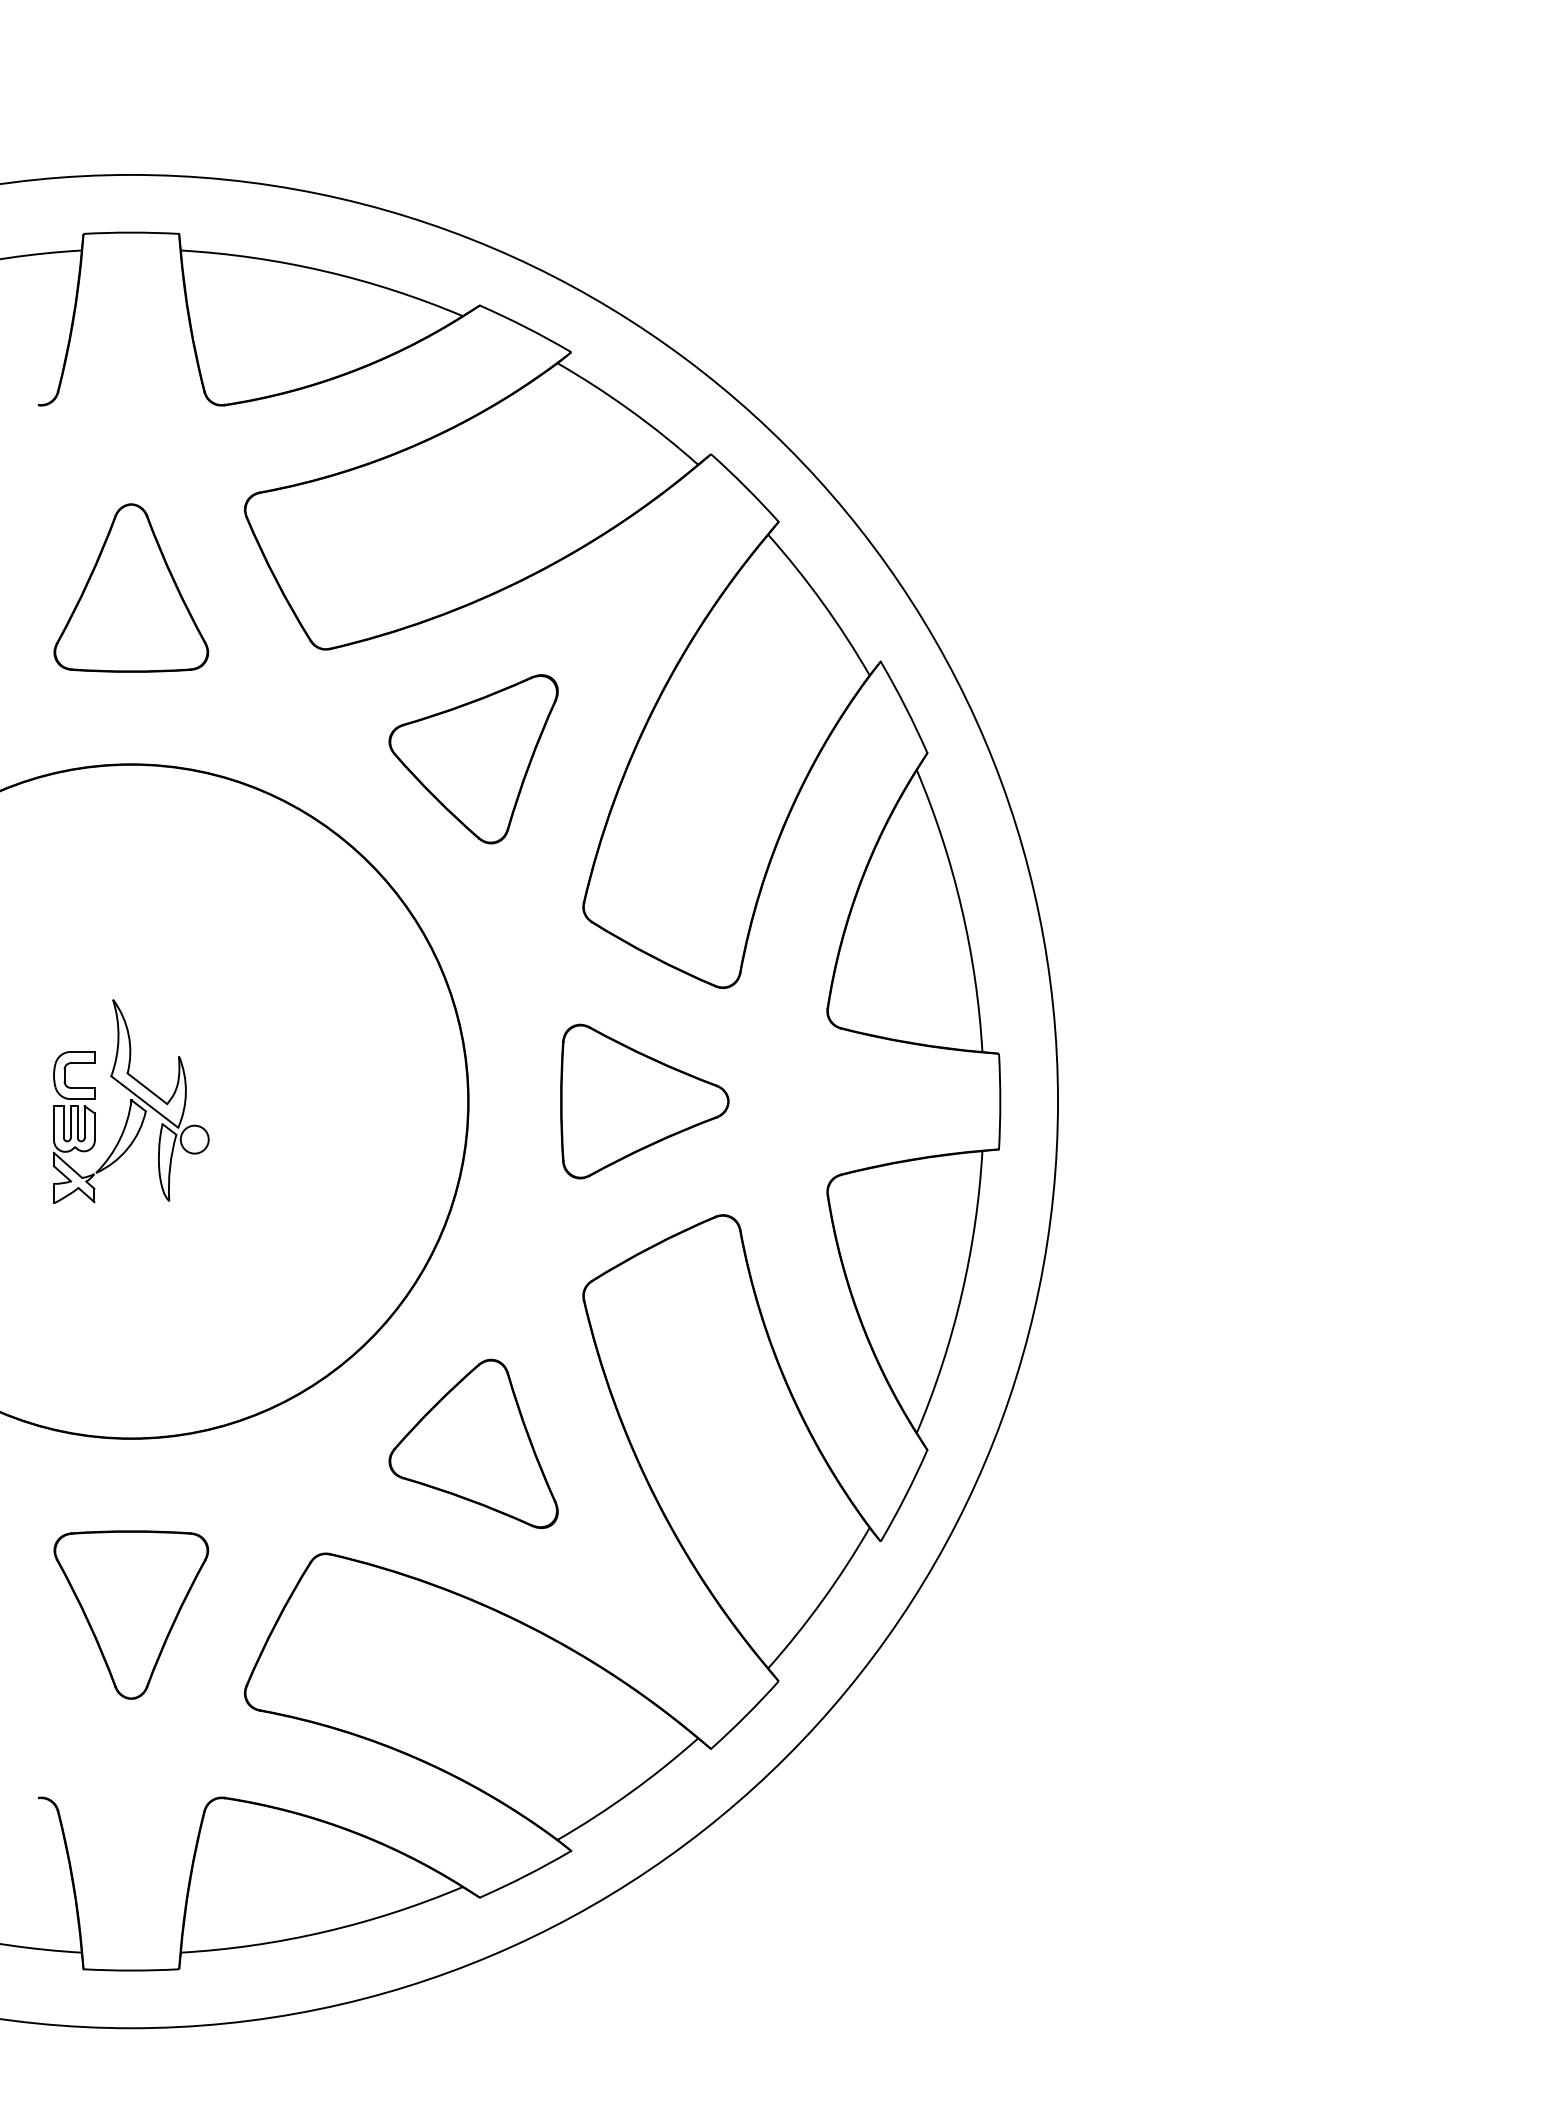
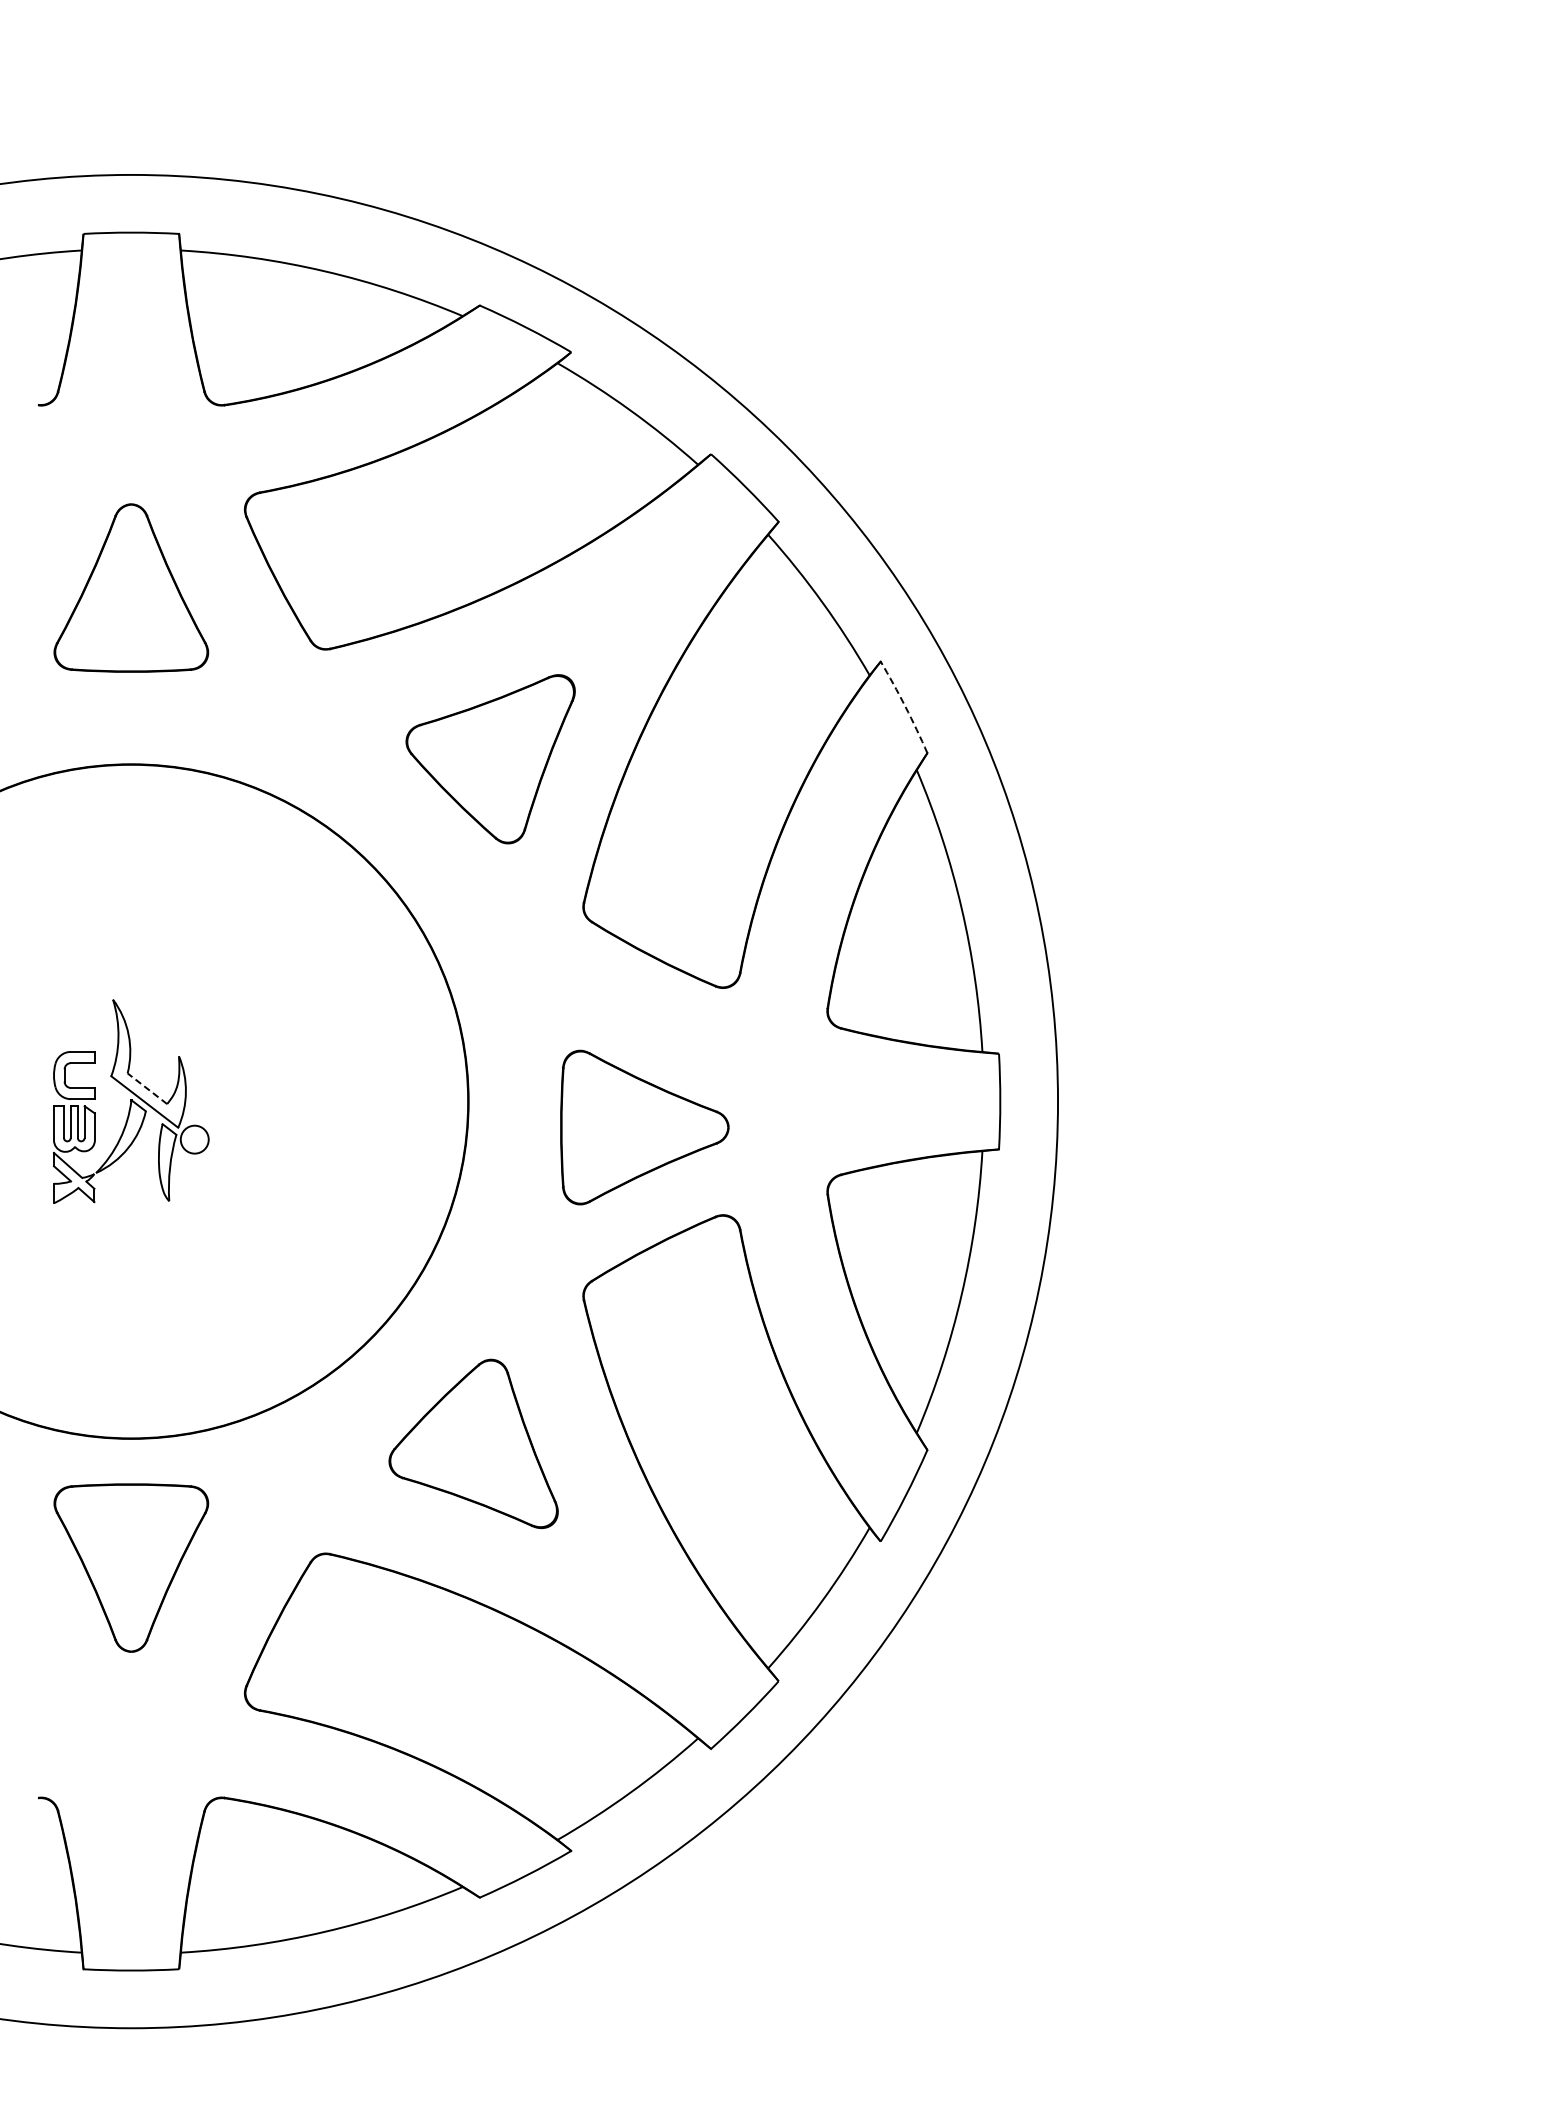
arc: solid -> dashed (905, 706)
part position: (473, 759) -> (490, 759) (490, 759)
line: solid -> dashed (147, 1088)
part position: (644, 1101) -> (644, 1127) (644, 1127)
part position: (131, 1614) -> (131, 1567) (131, 1567)
